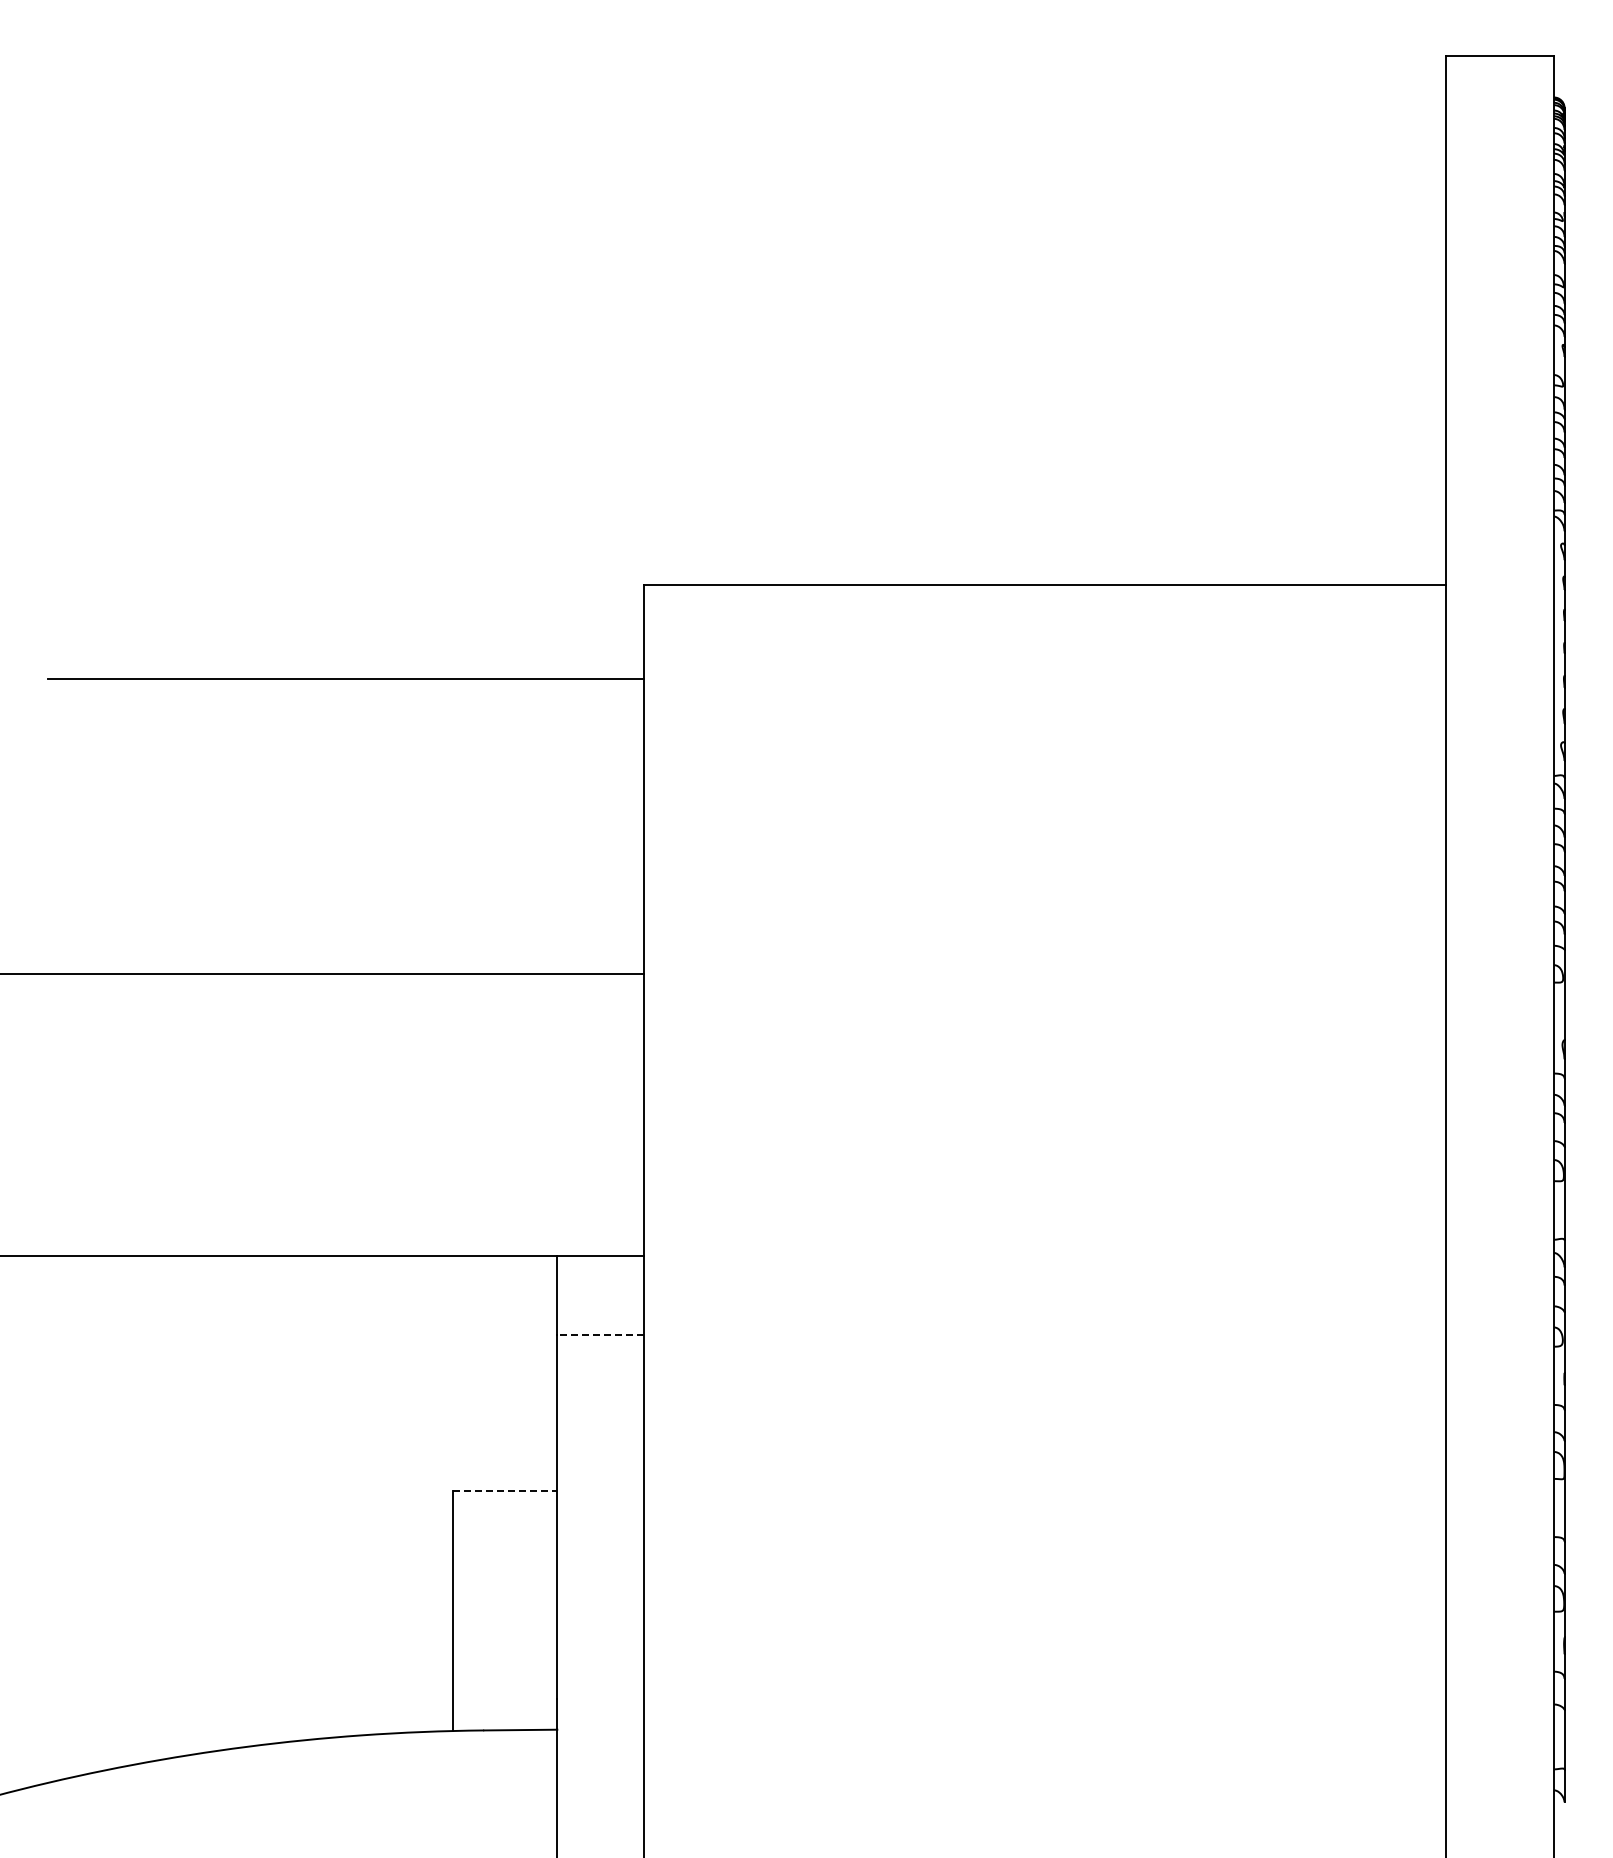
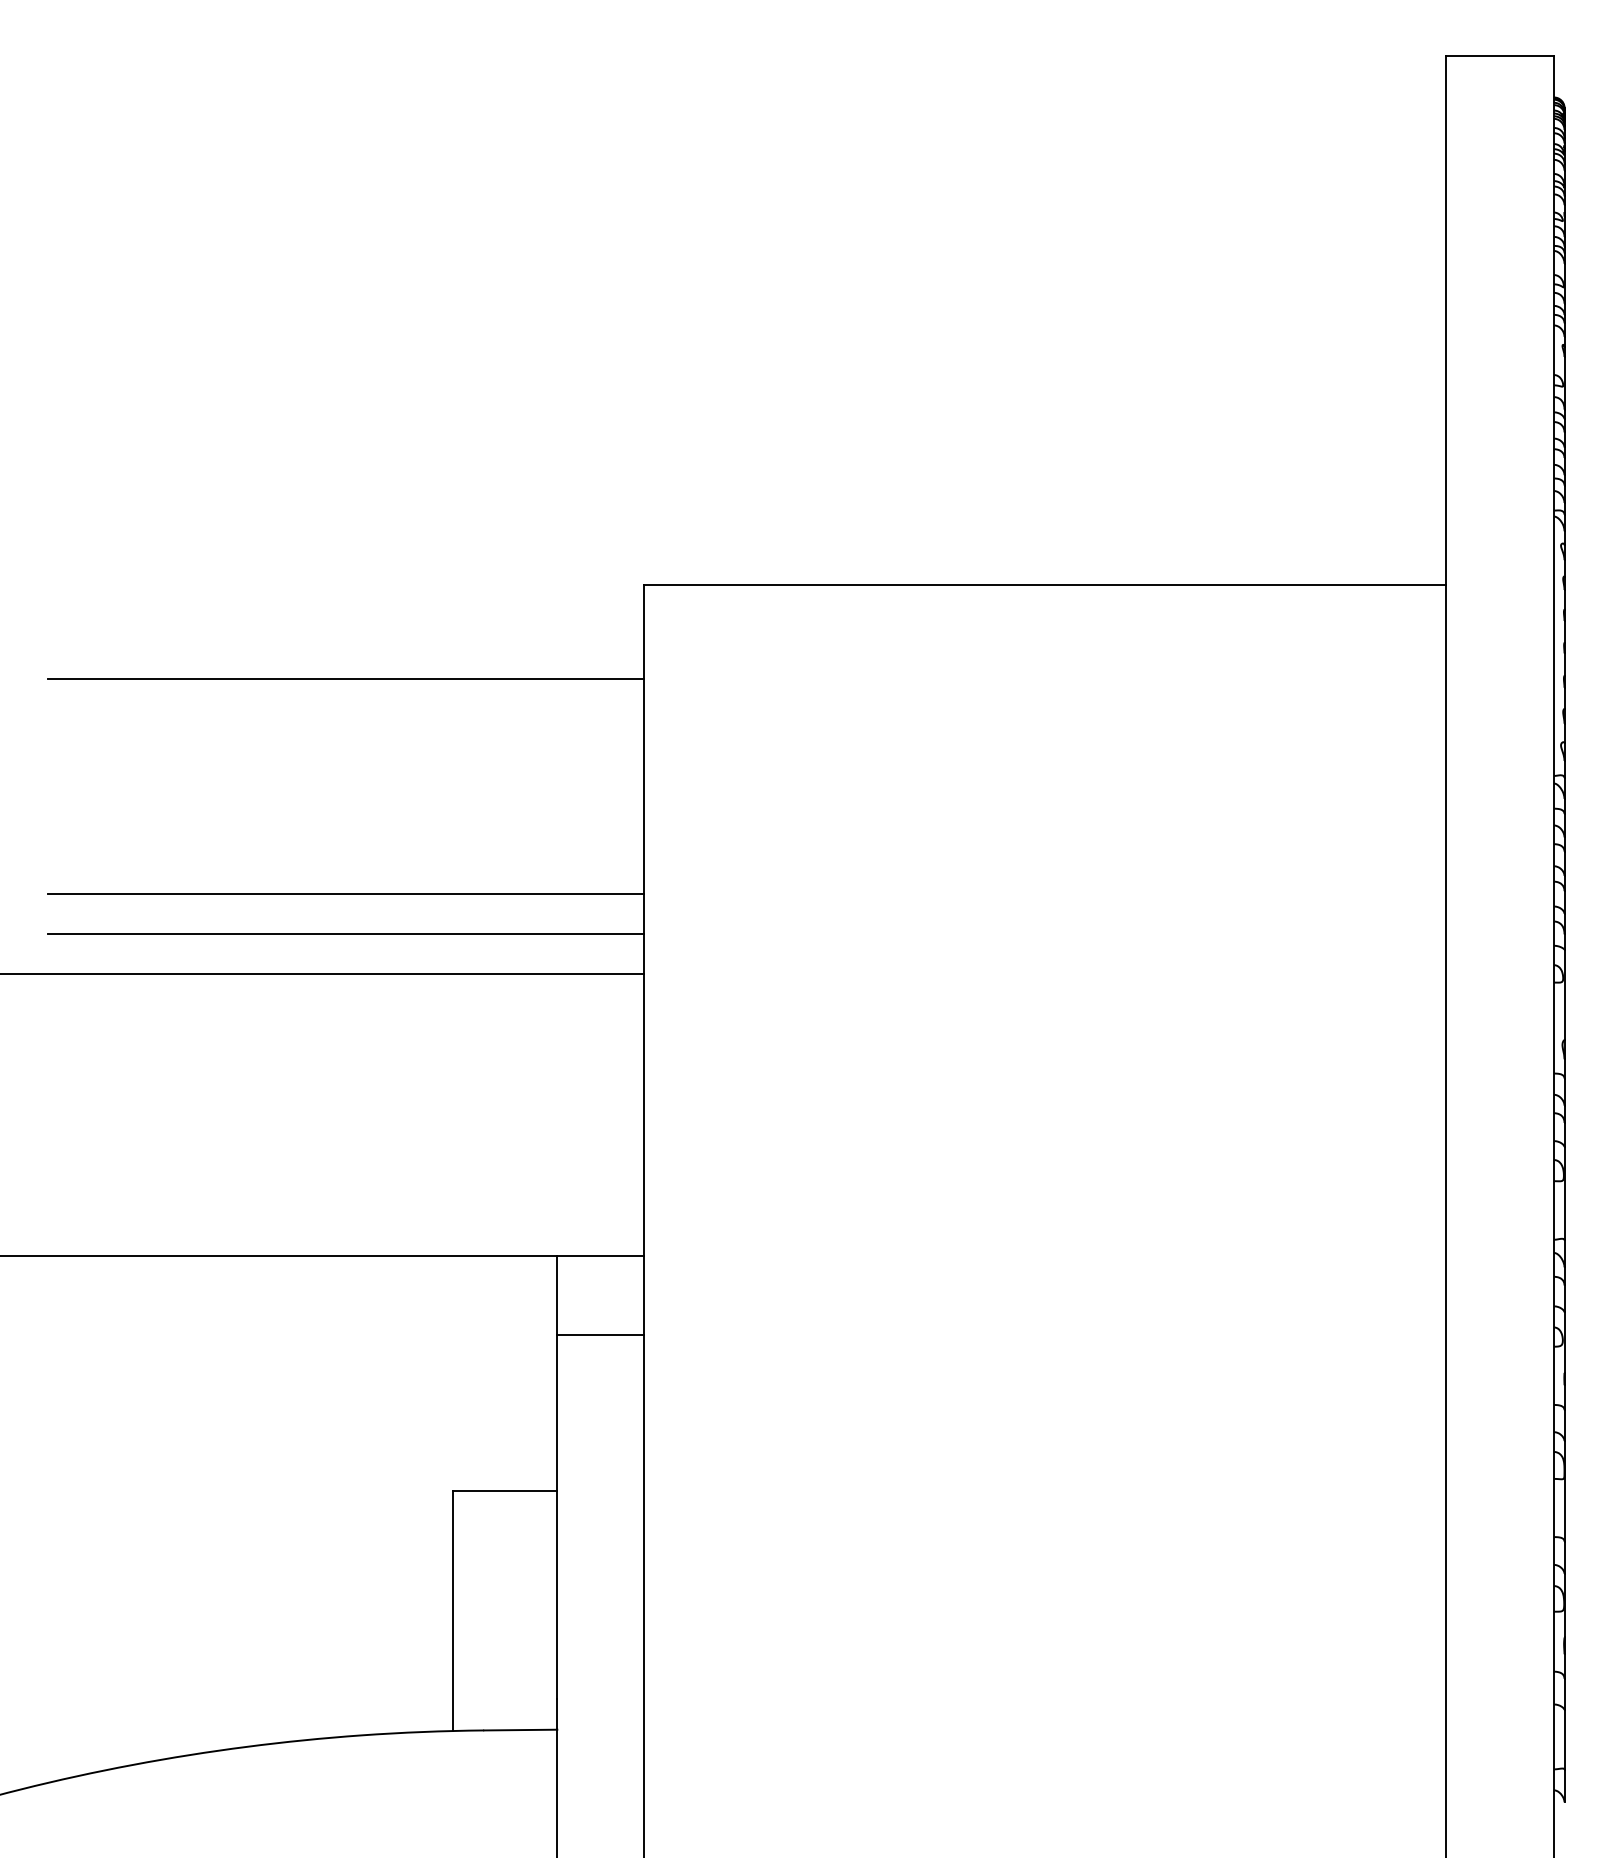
line: none -> present (346, 893)
line: none -> present (346, 933)
line: dashed -> solid (600, 1334)
line: dashed -> solid (505, 1491)
